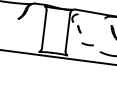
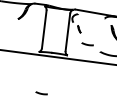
curve: none -> present (41, 93)
